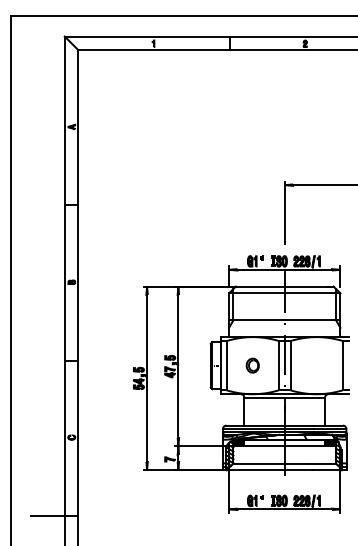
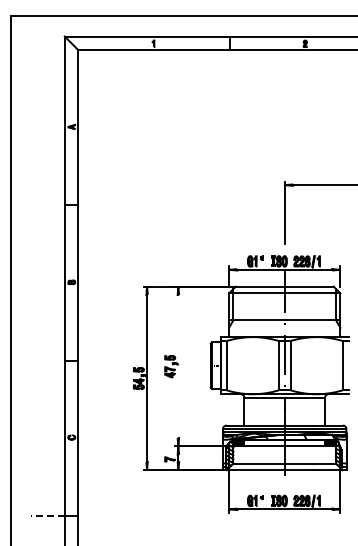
part: present -> none (252, 365)
line: present -> none (178, 366)
line: solid -> dashed (47, 515)
